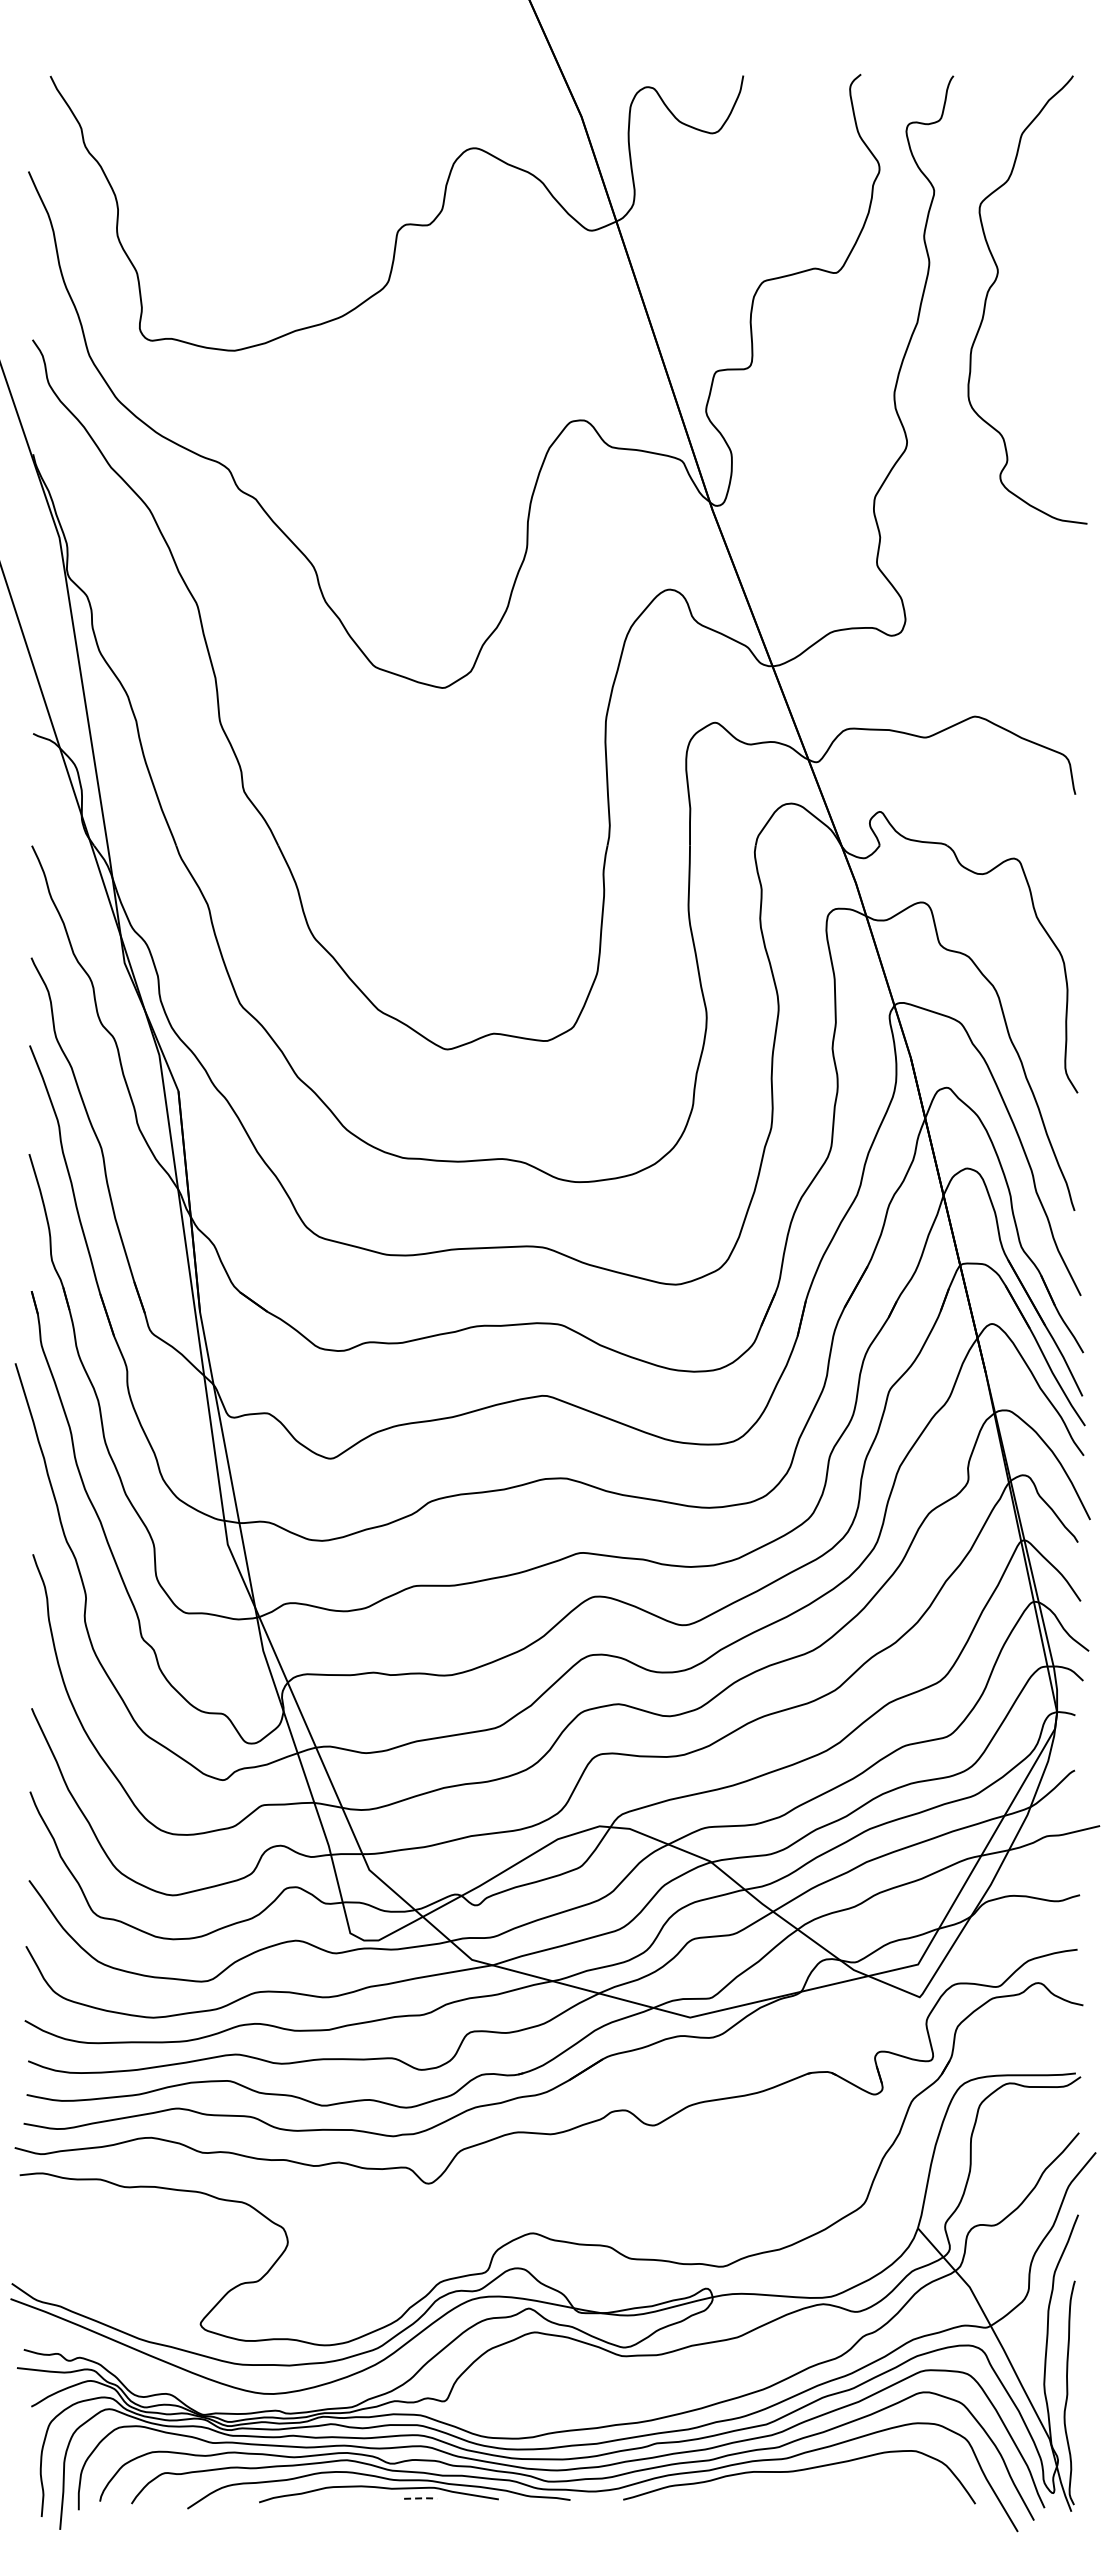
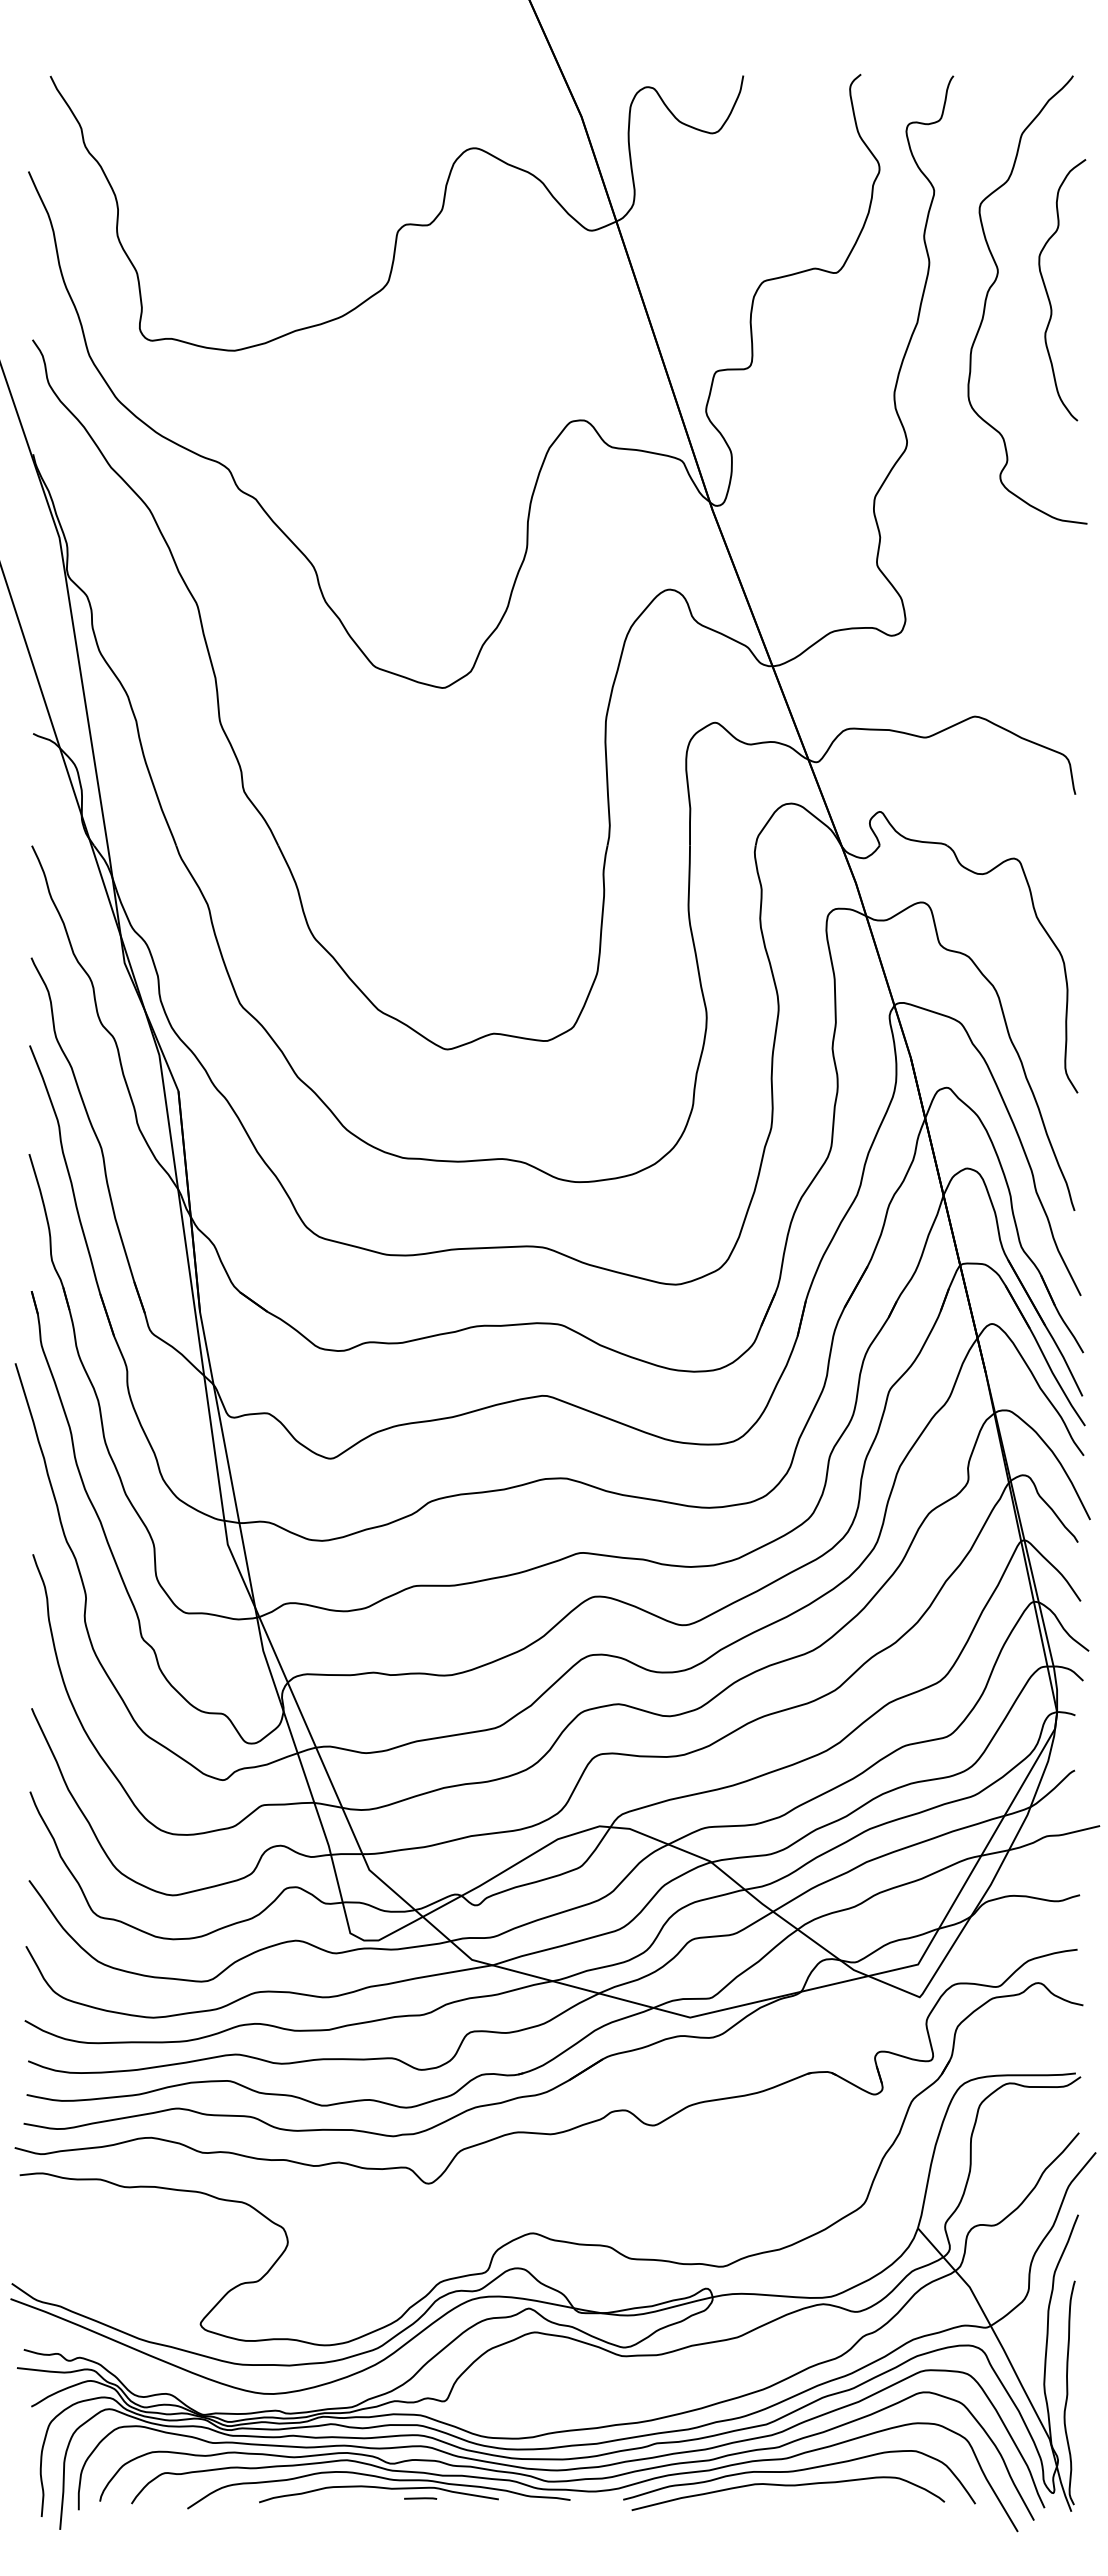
curve: none -> present (1048, 294)
curve: none -> present (788, 2486)
line: dashed -> solid (422, 2498)
